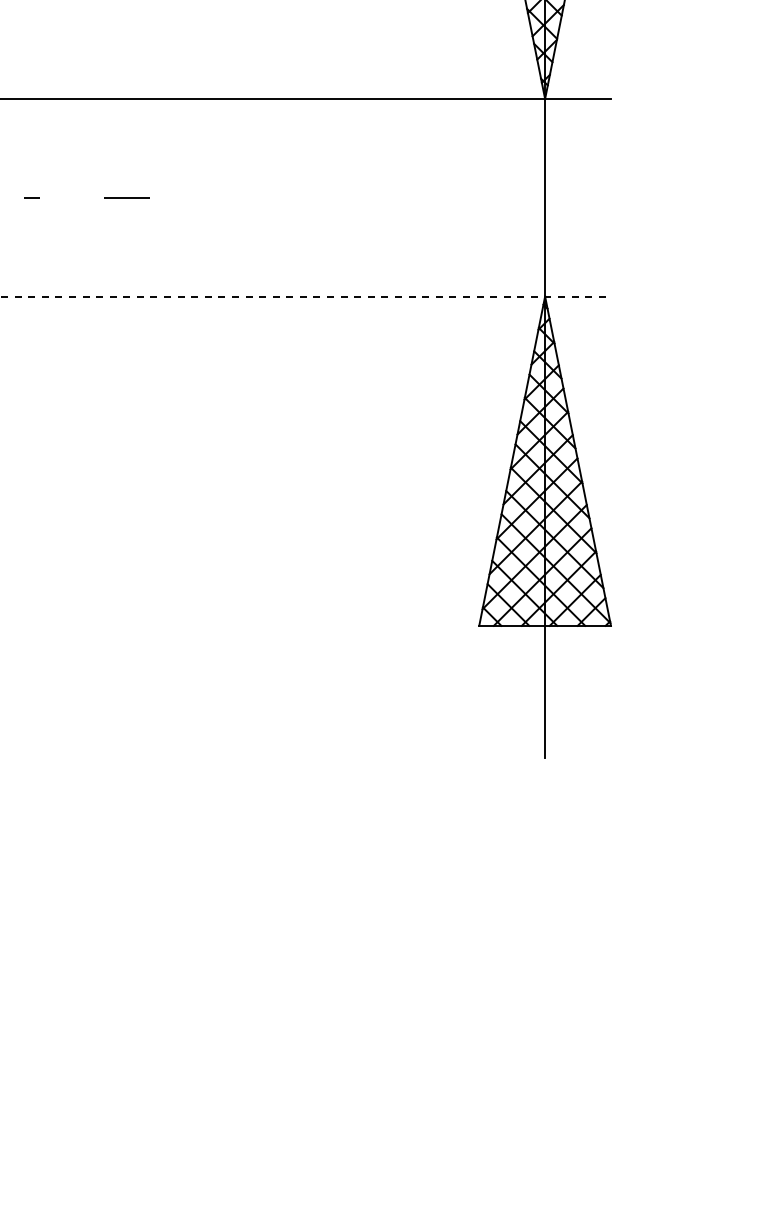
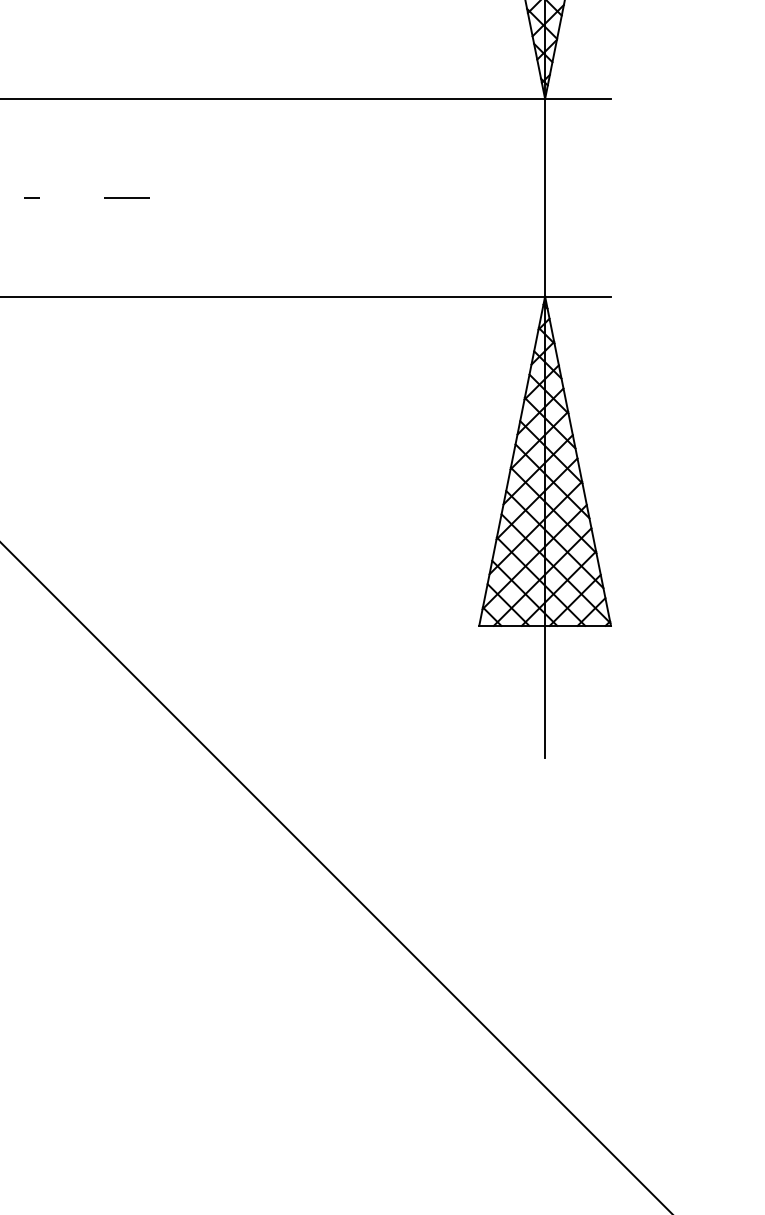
line: dashed -> solid (306, 296)
line: none -> present (336, 877)
